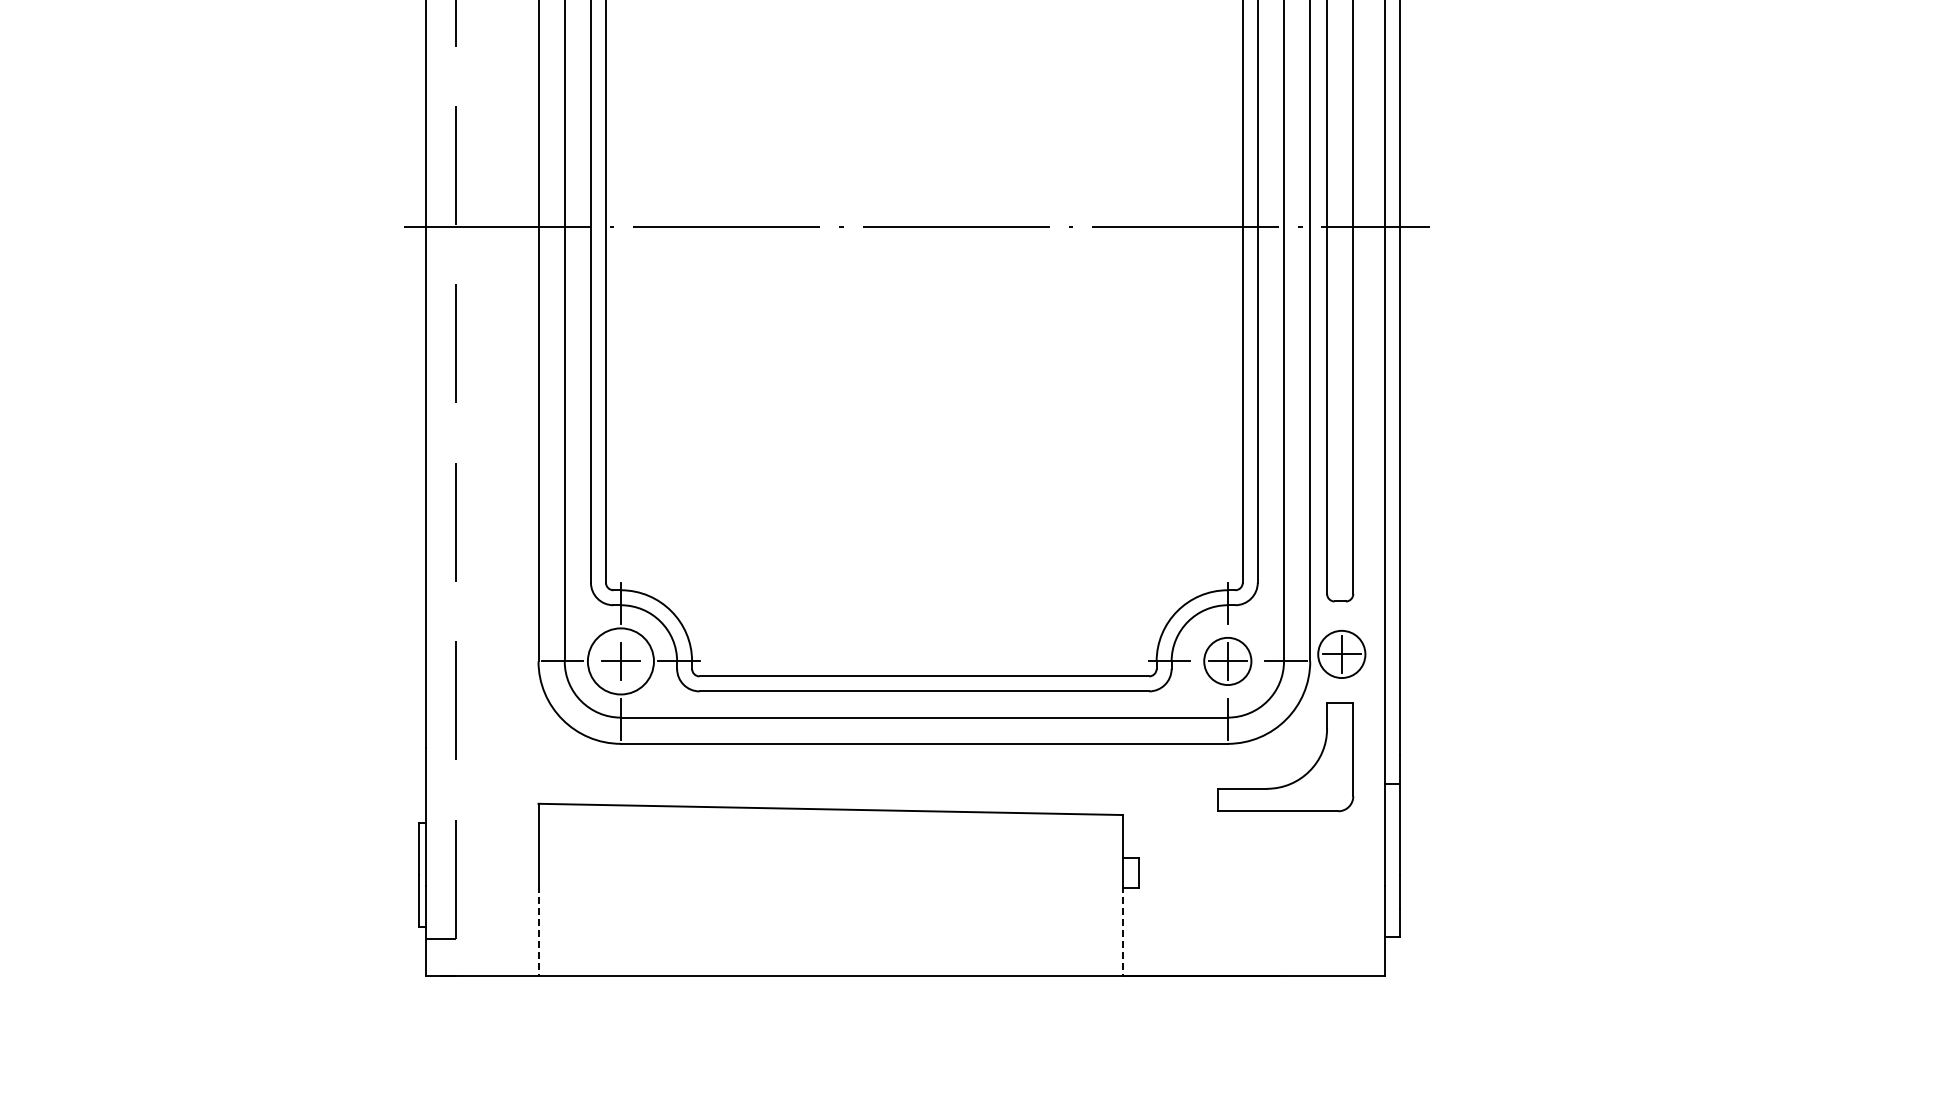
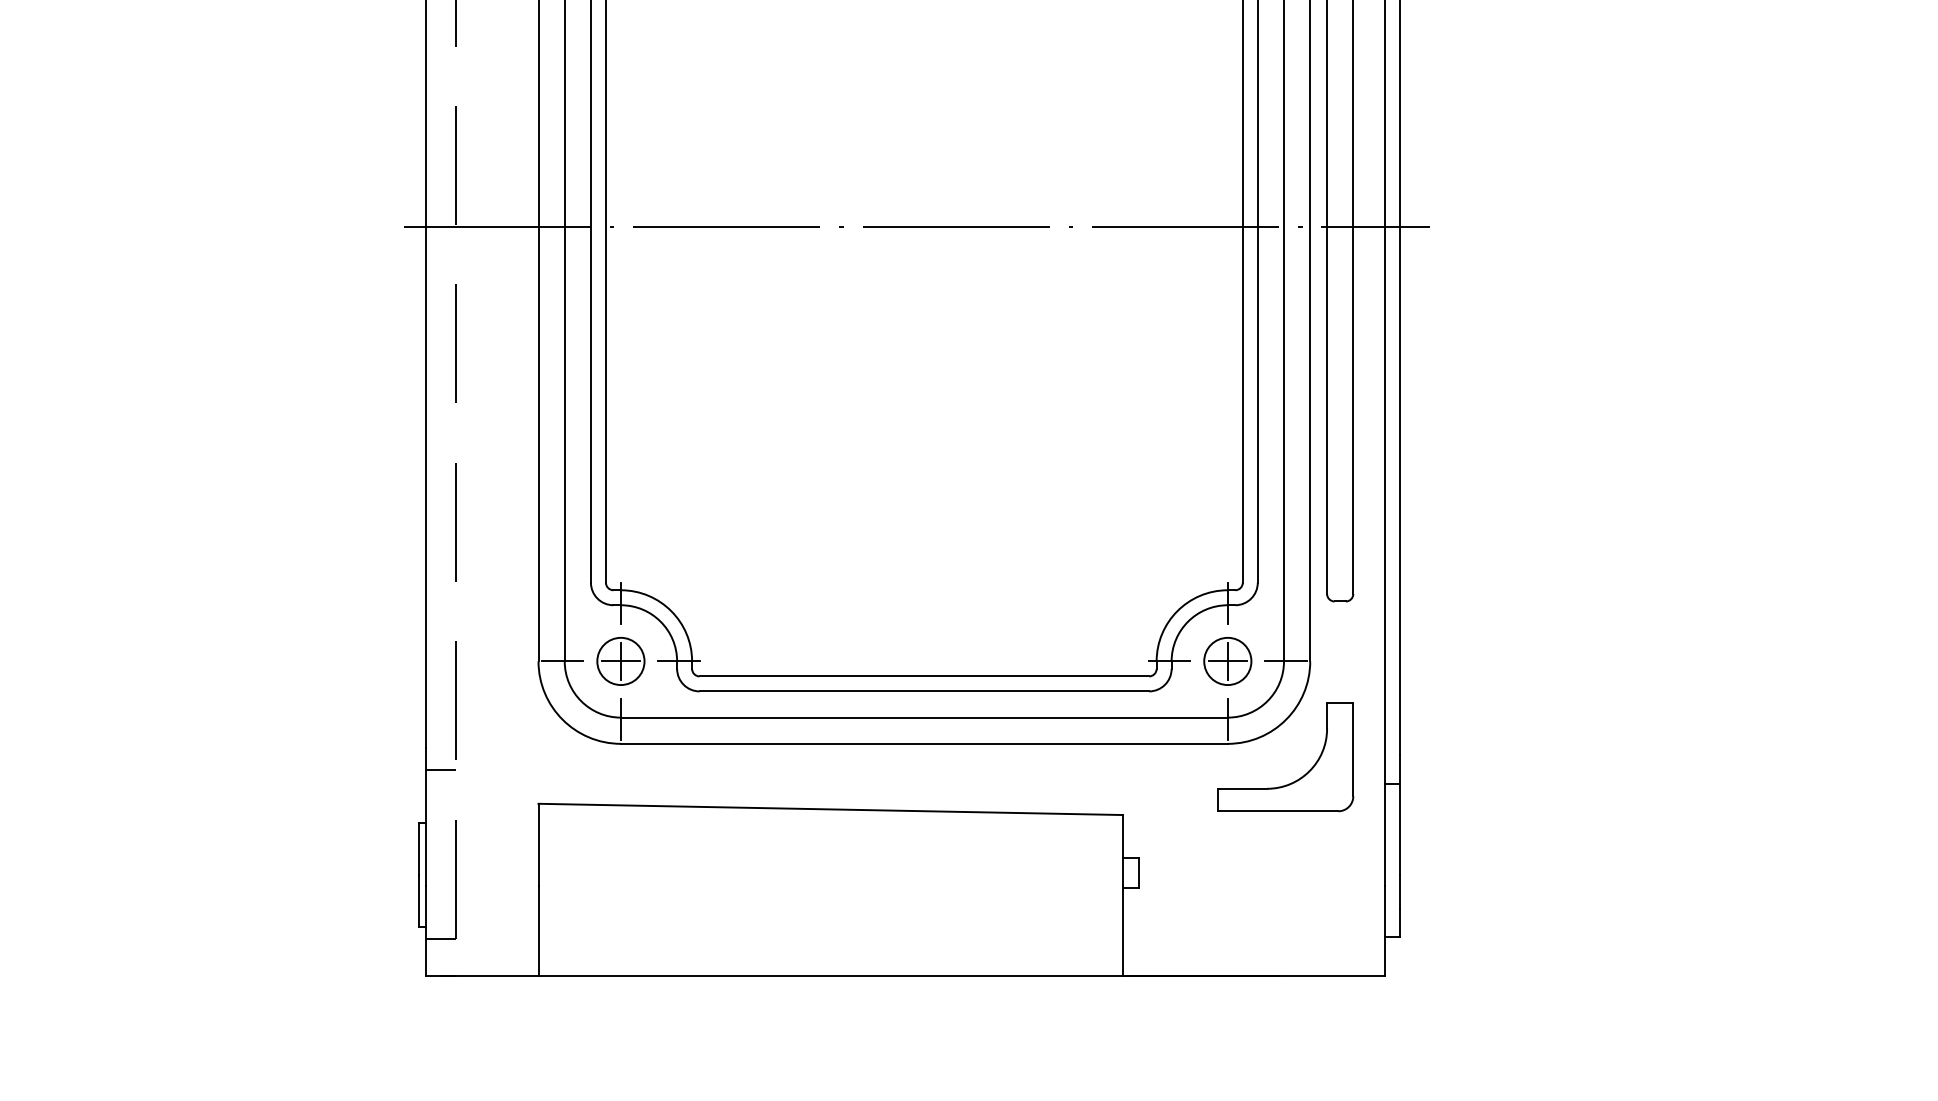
part: present -> none (1341, 654)
circle diameter: 66 px -> 47 px (620, 661)
line: none -> present (441, 770)
line: dashed -> solid (538, 931)
line: dashed -> solid (1122, 931)
